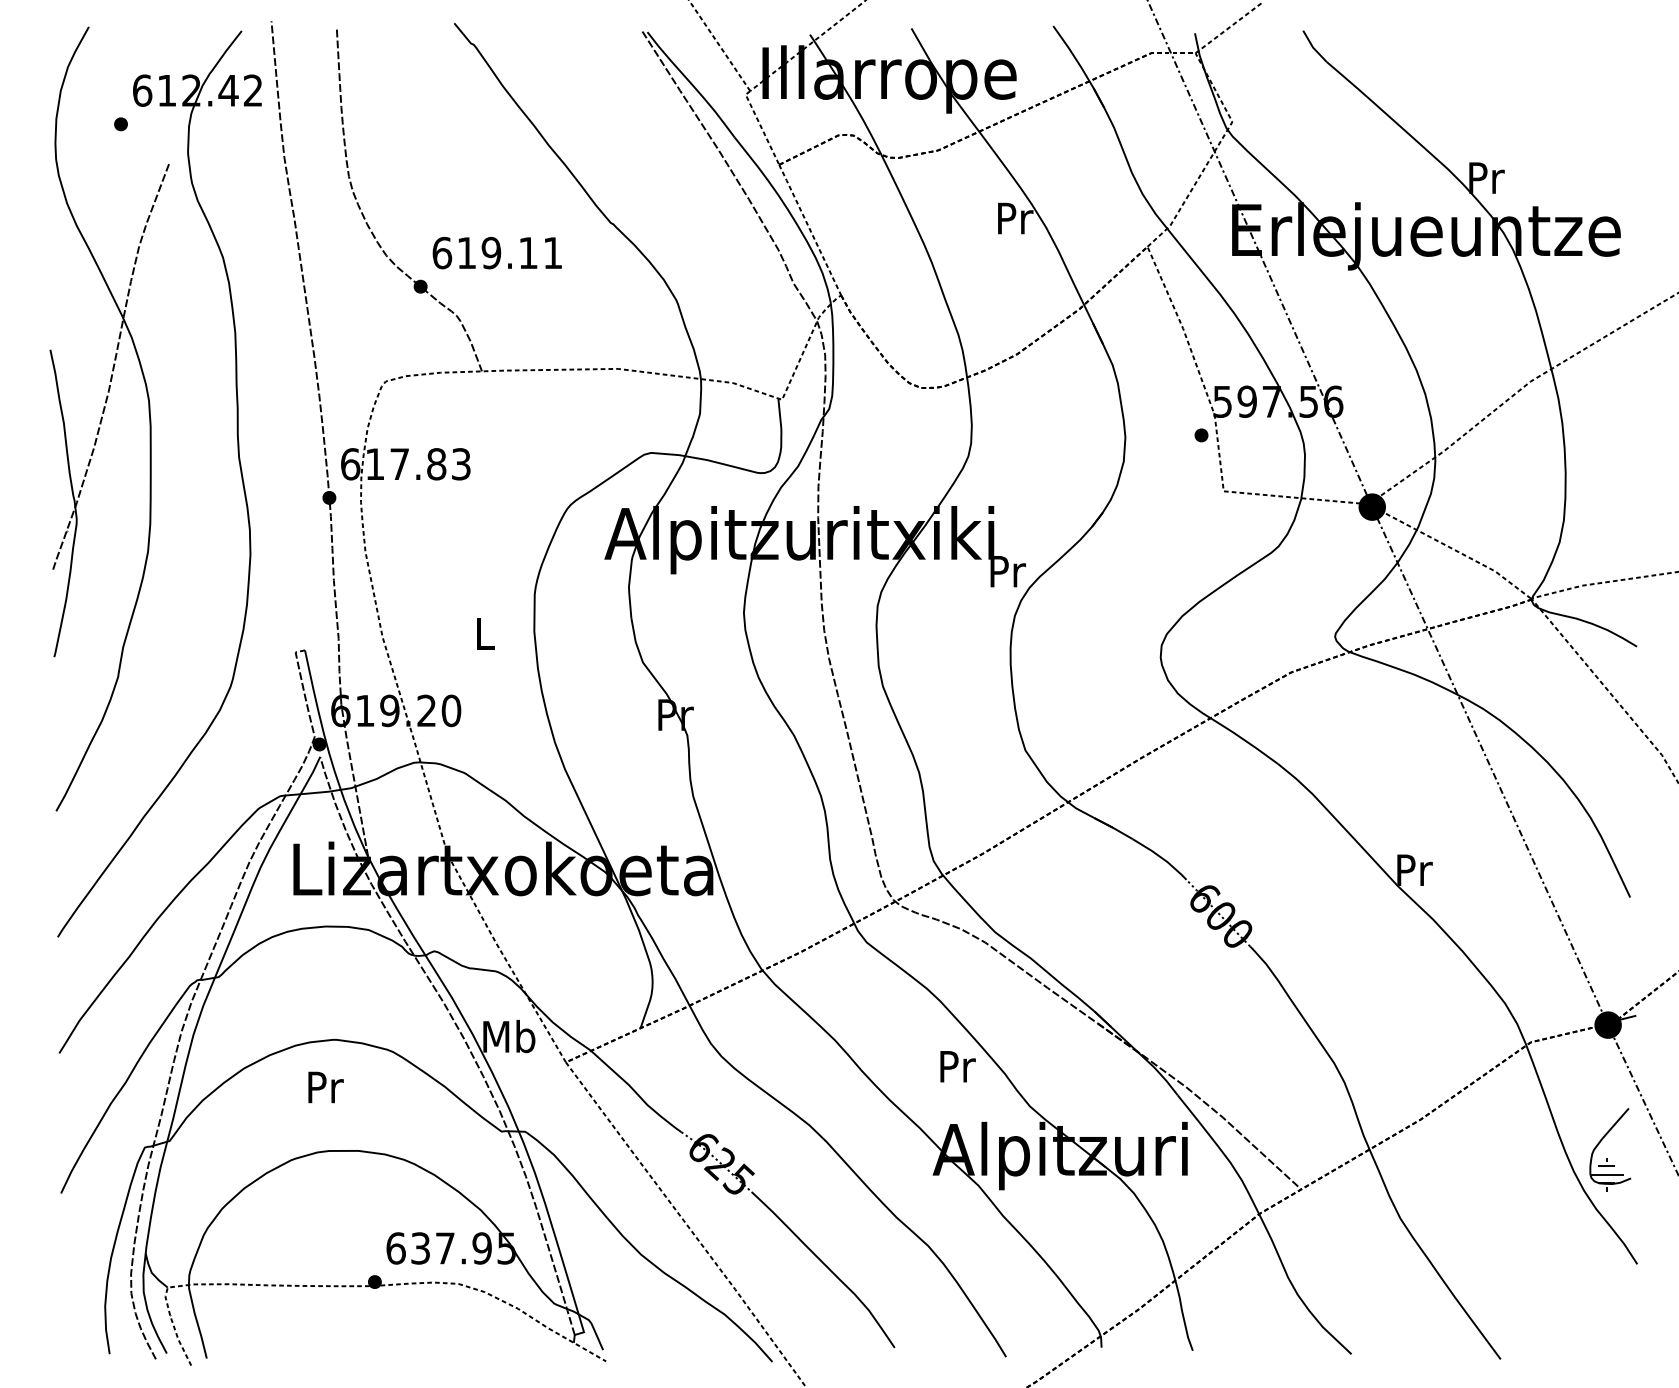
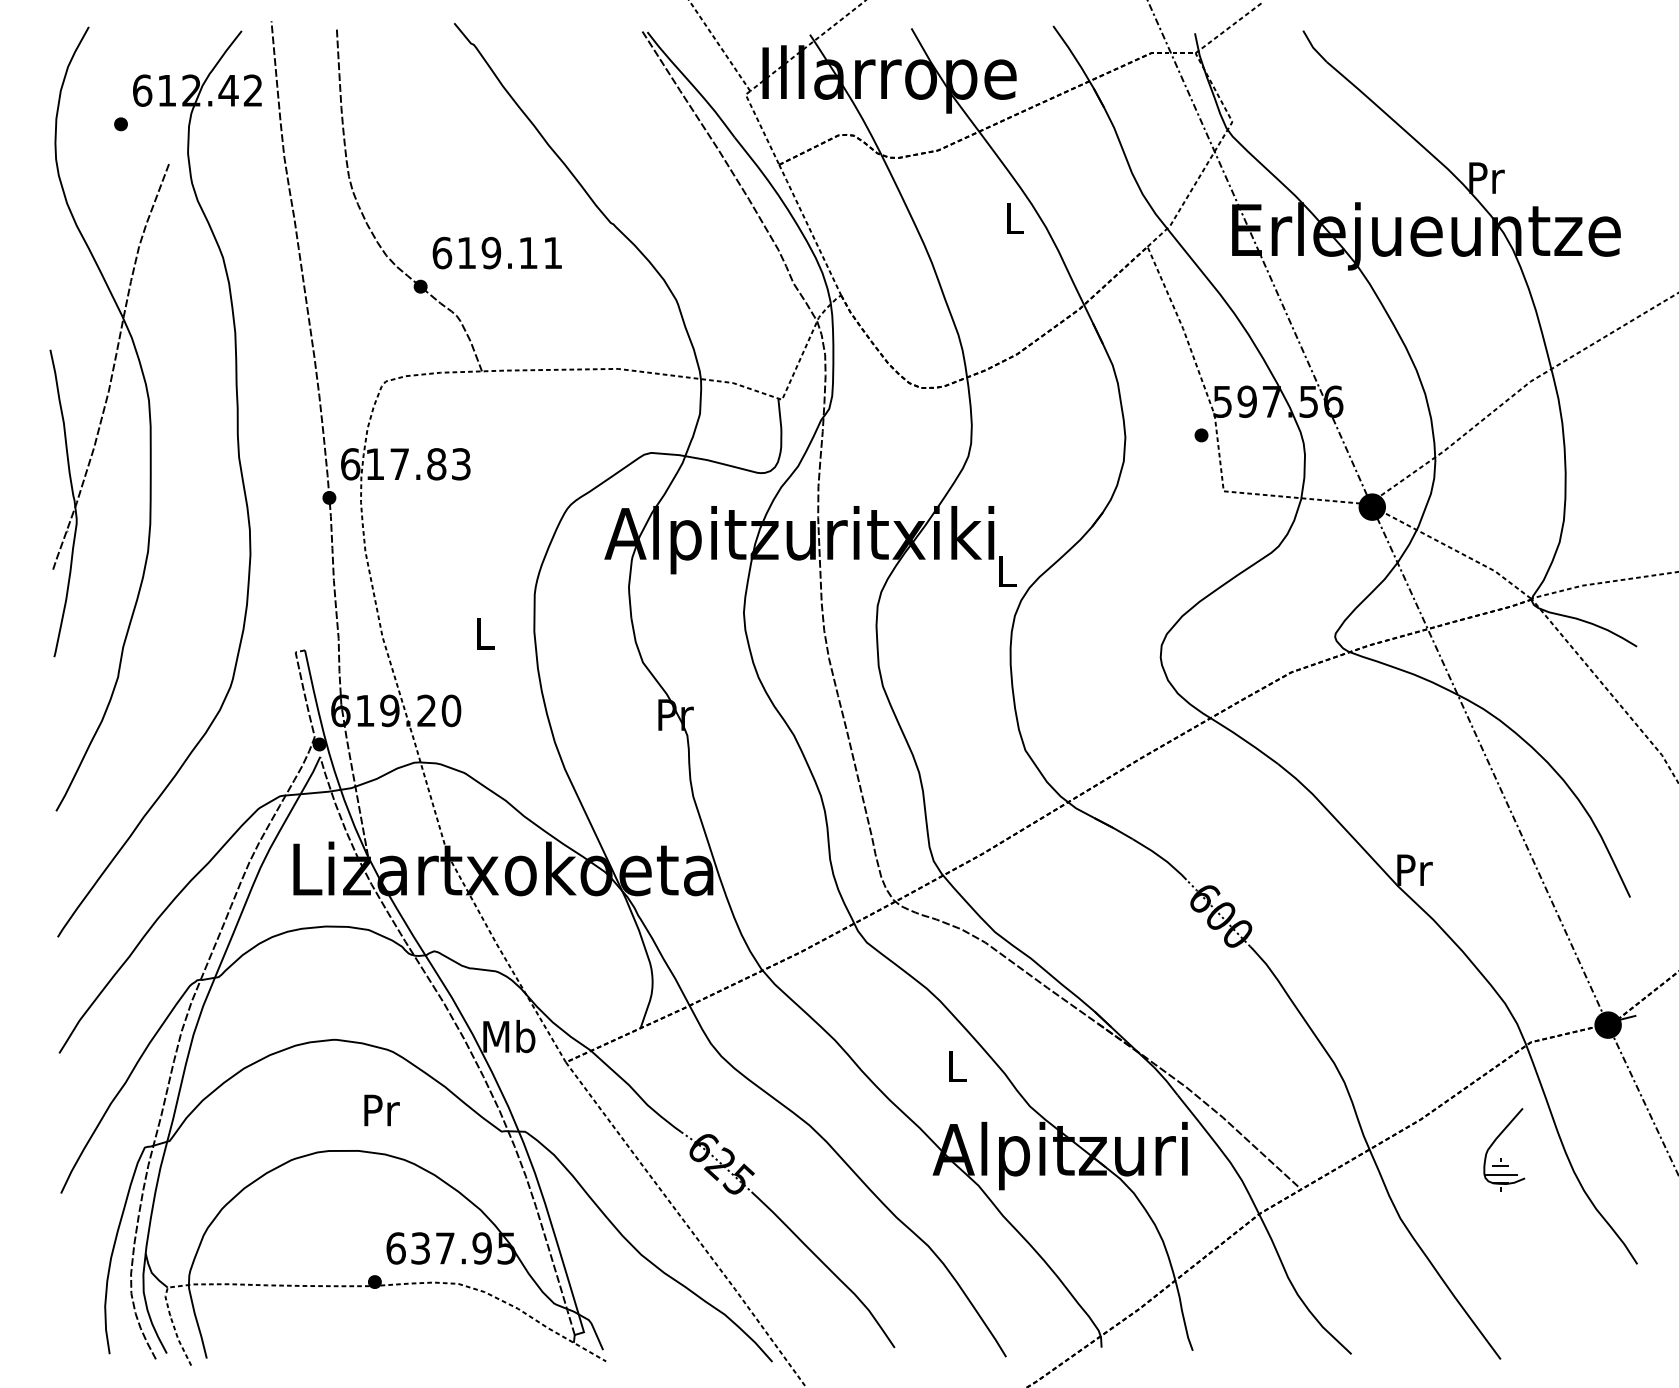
text: Pr -> L (1015, 218)
text: Pr -> L (1008, 571)
text: Pr -> L (957, 1066)
text position: (325, 1087) -> (381, 1110) (381, 1110)
part position: (1607, 1158) -> (1501, 1158) (1501, 1158)
